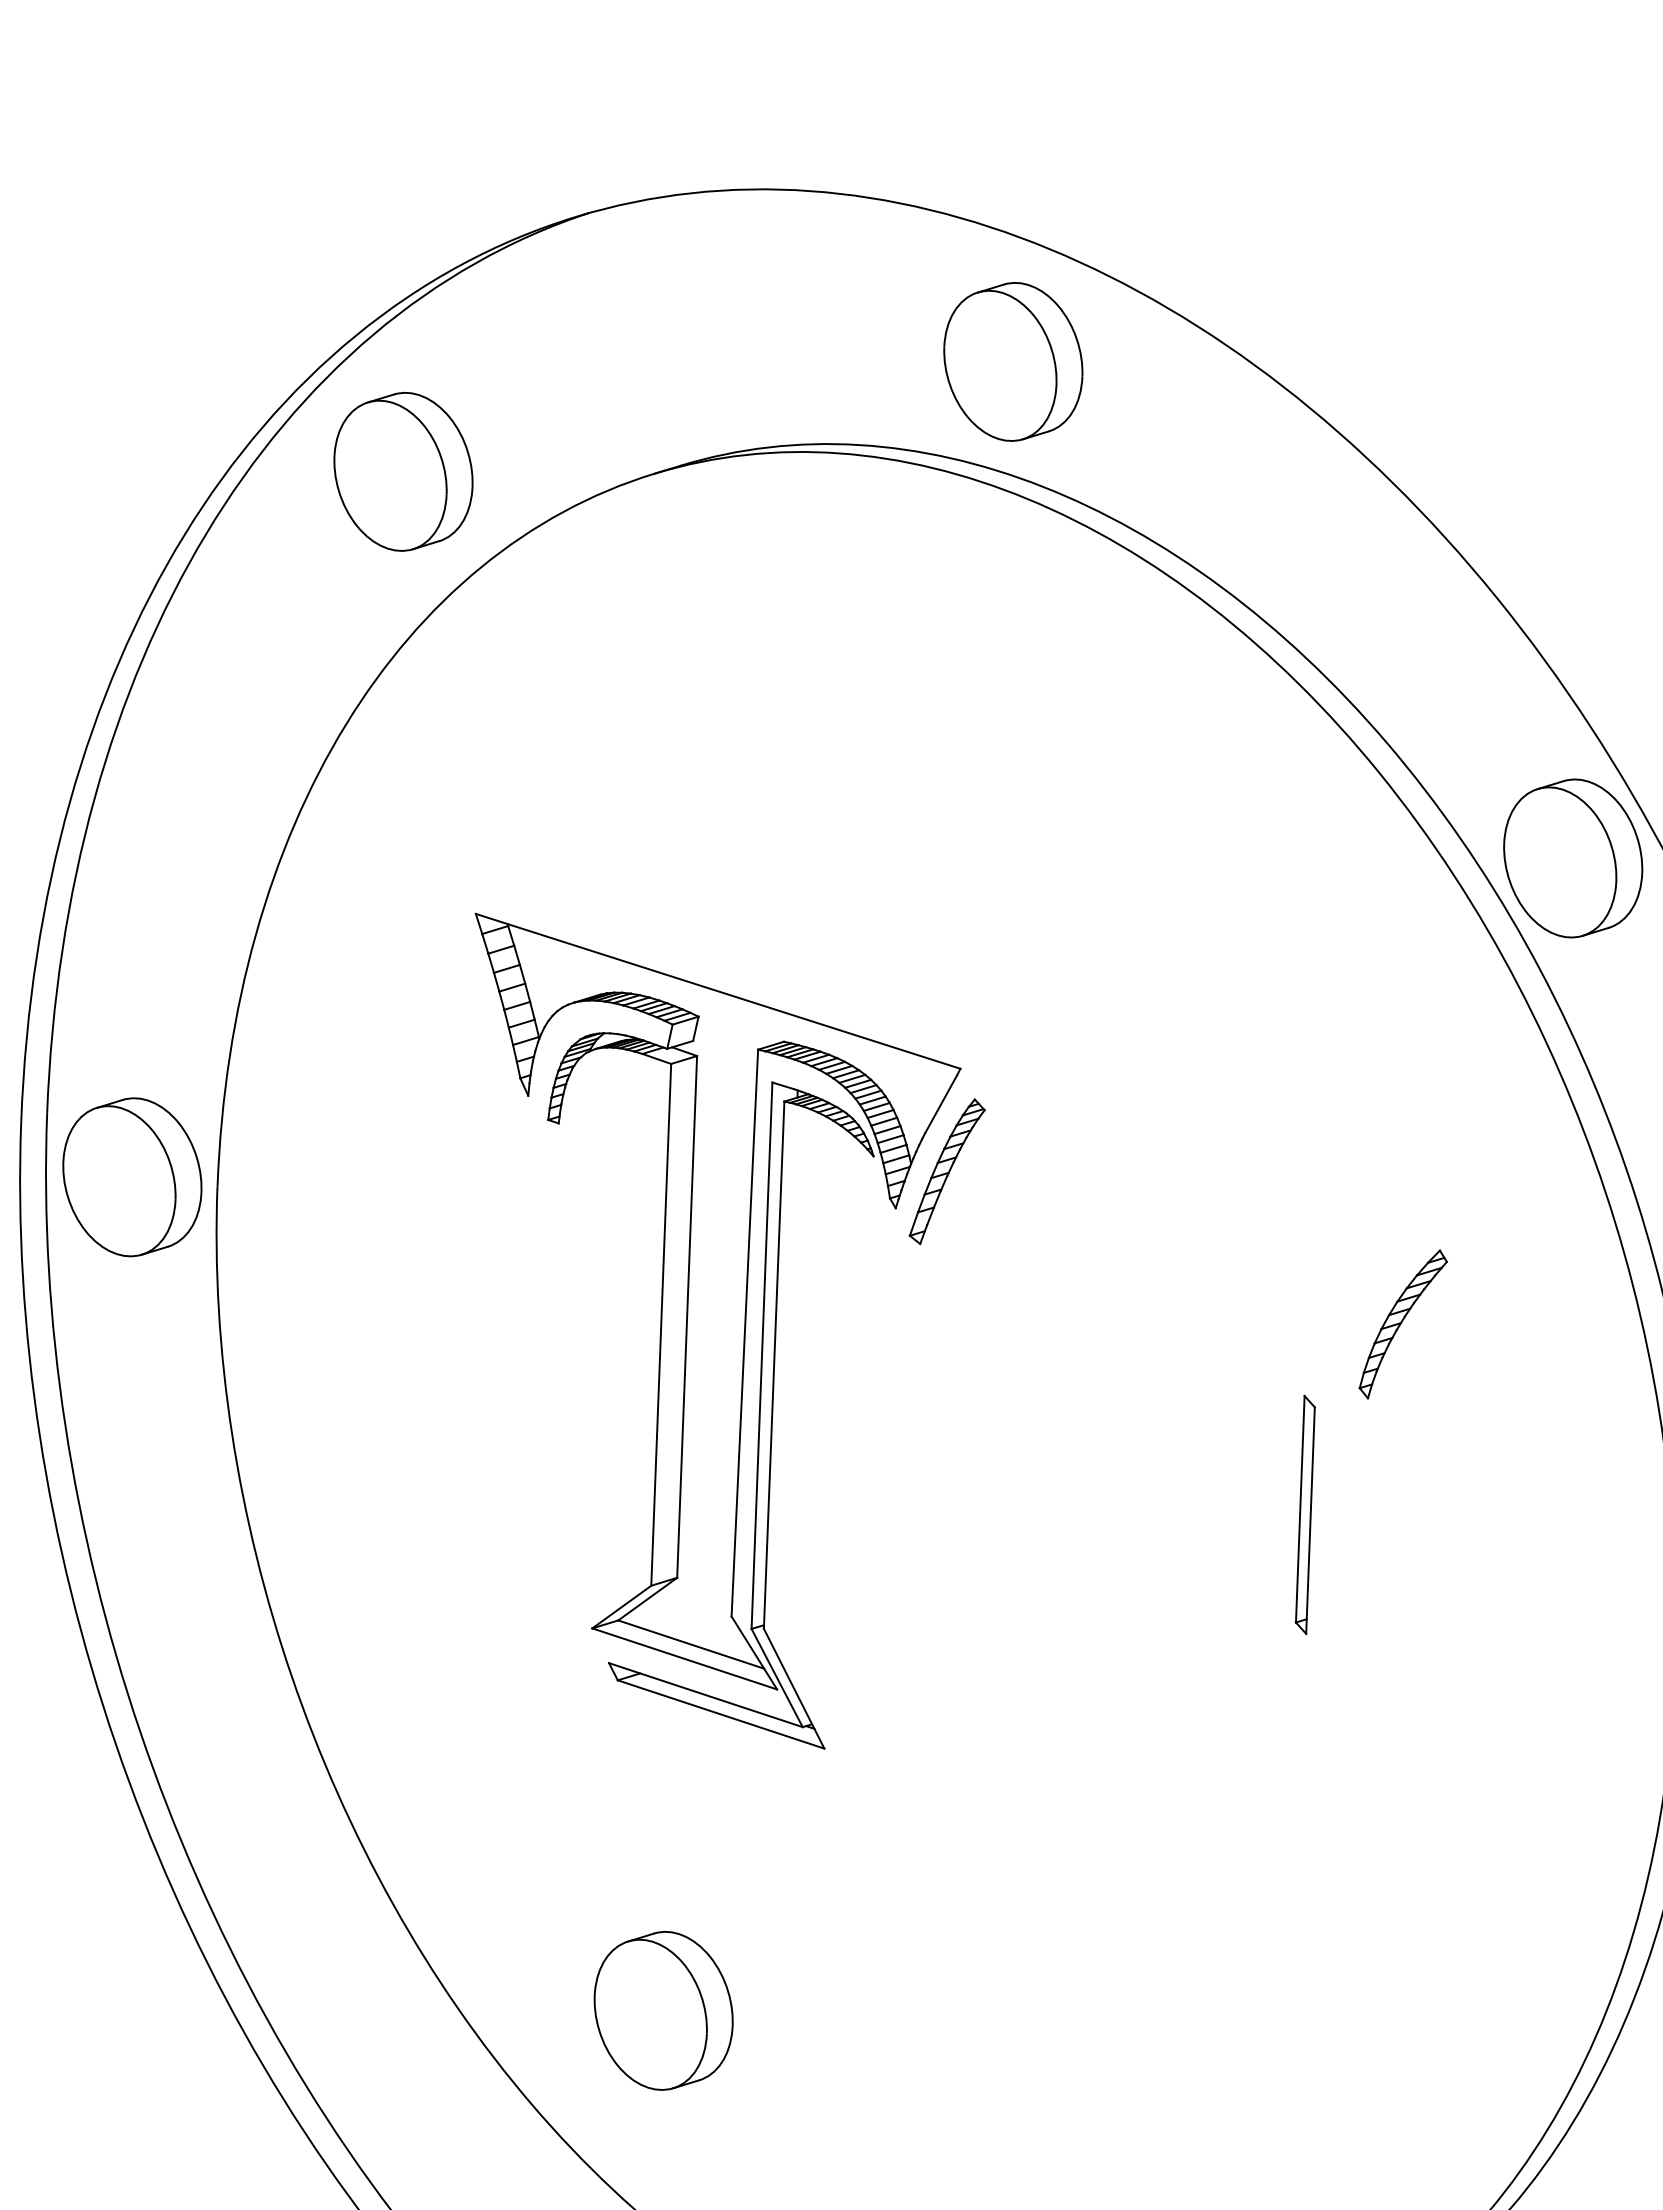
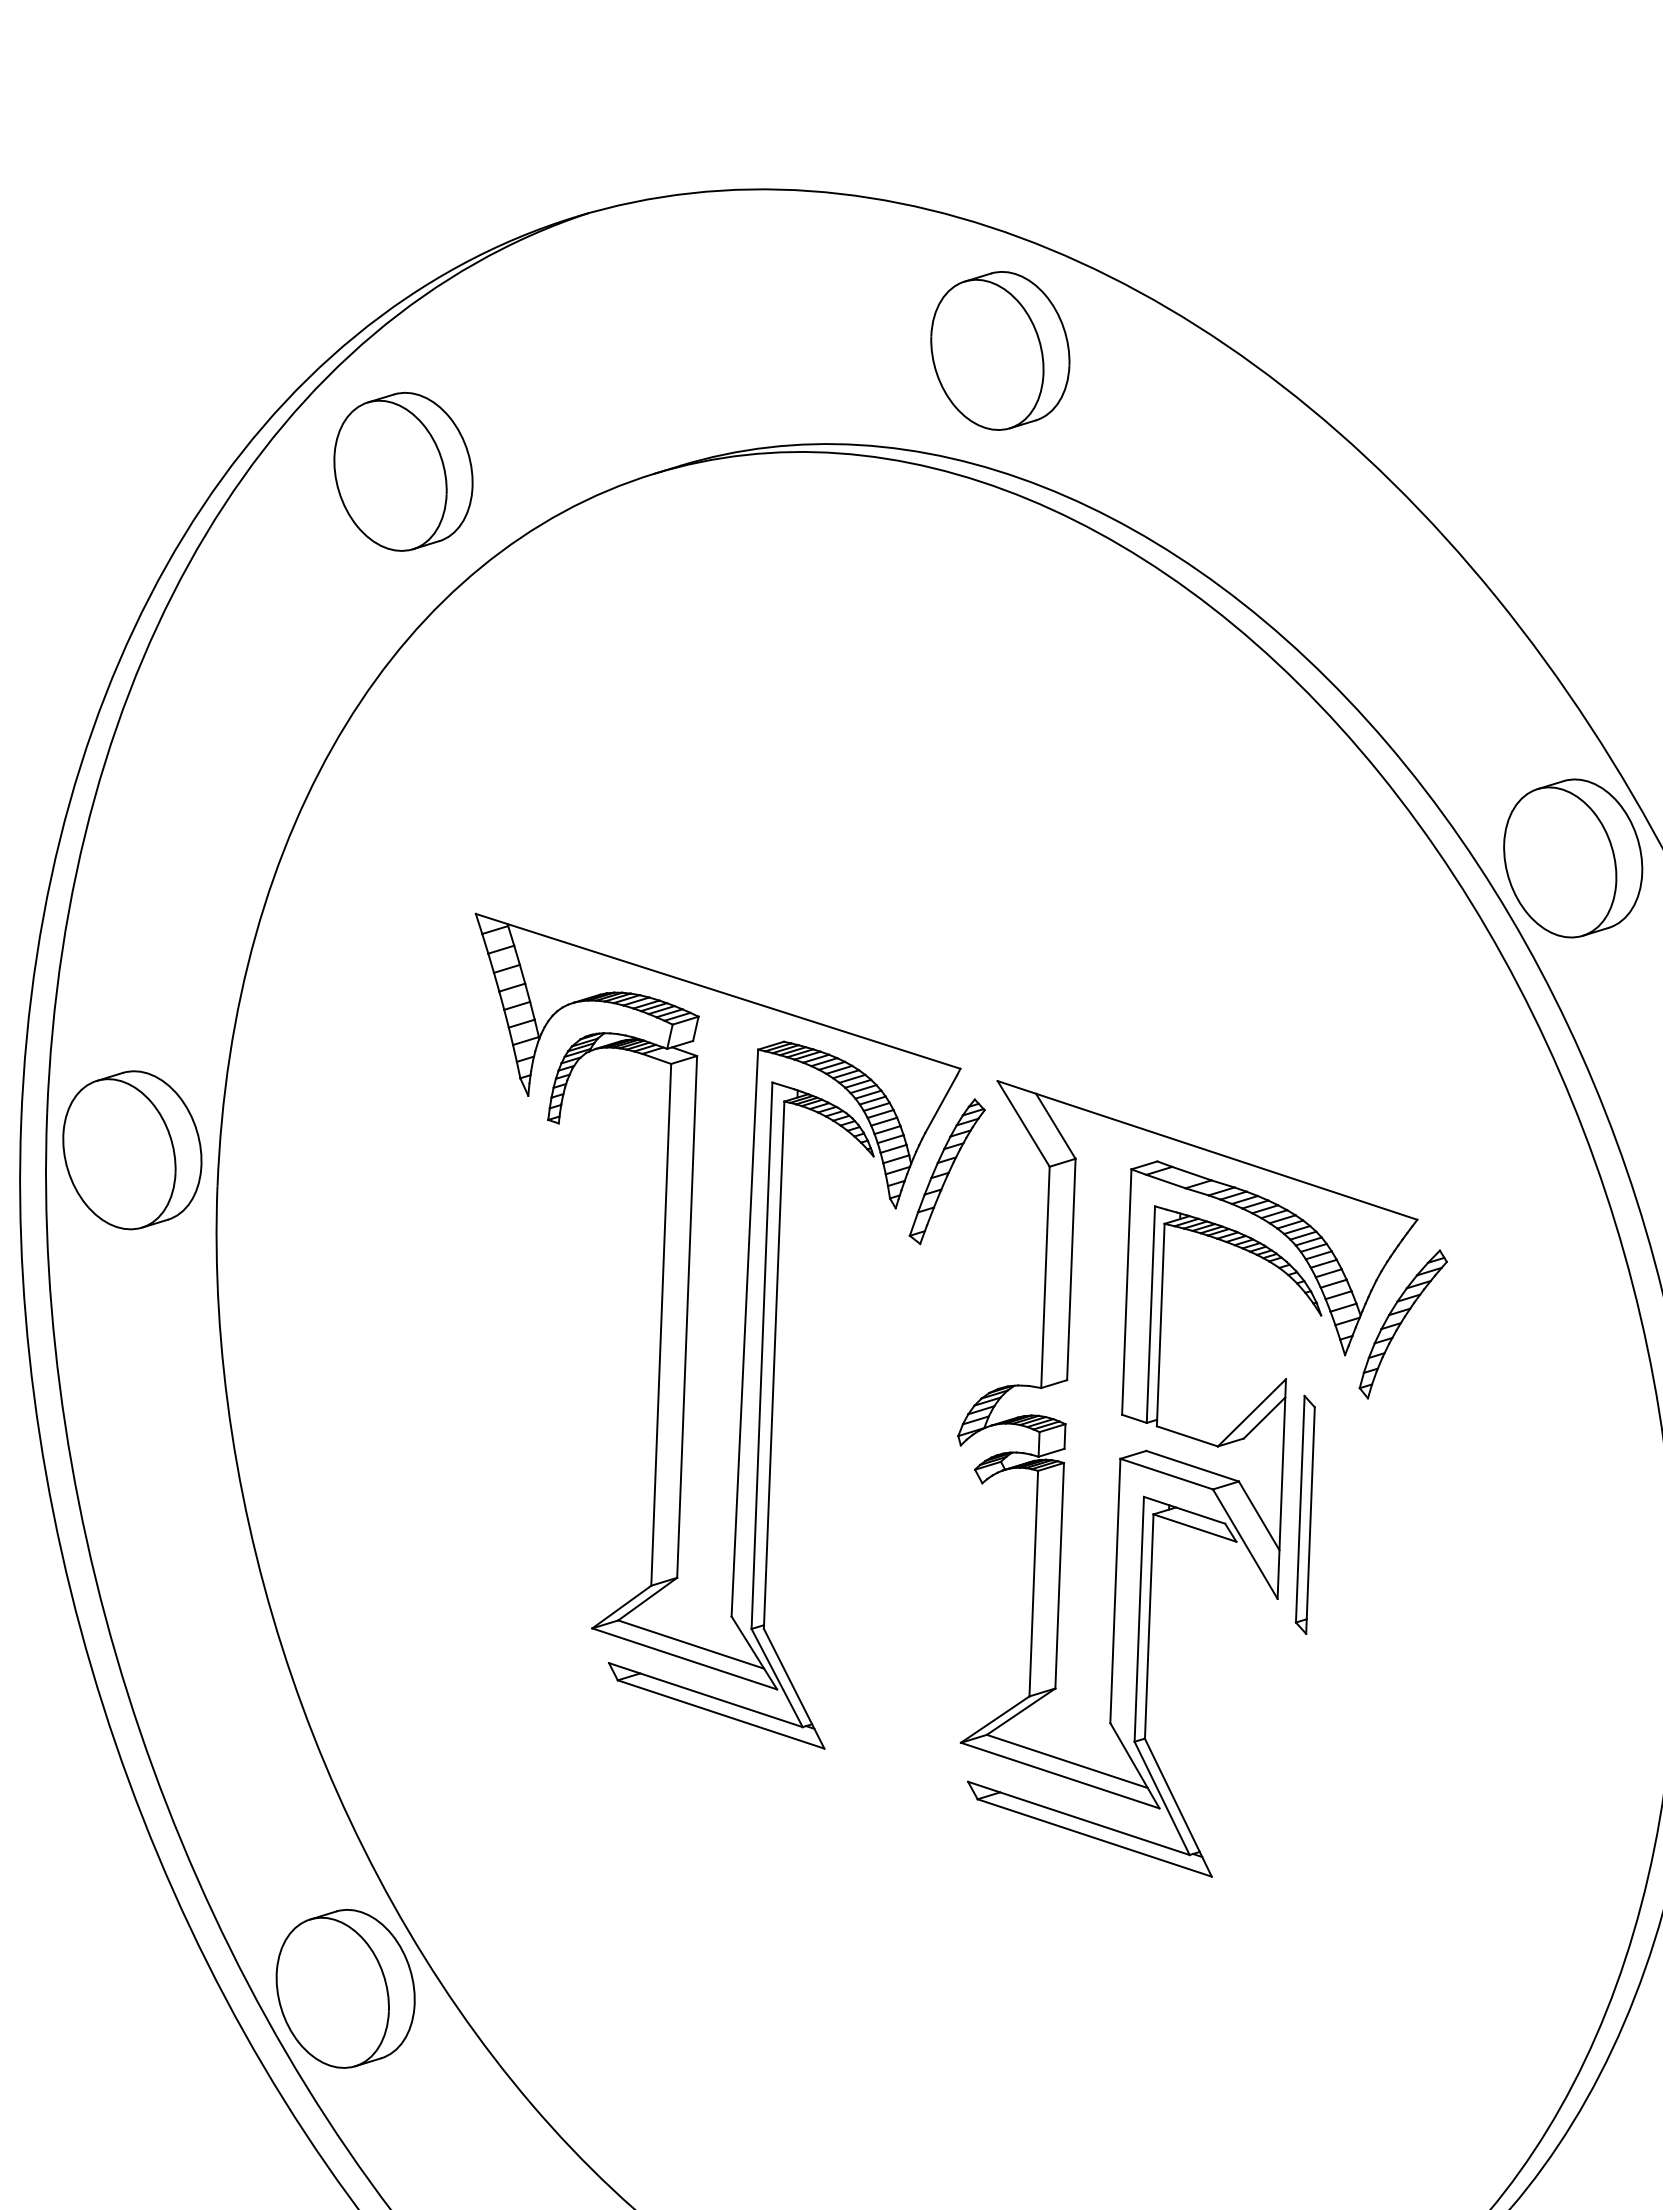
part position: (1013, 361) -> (1000, 350) (1000, 350)
part position: (132, 1177) -> (132, 1150) (132, 1150)
part: none -> present (1187, 1478)
part position: (663, 2010) -> (345, 1988) (345, 1988)
